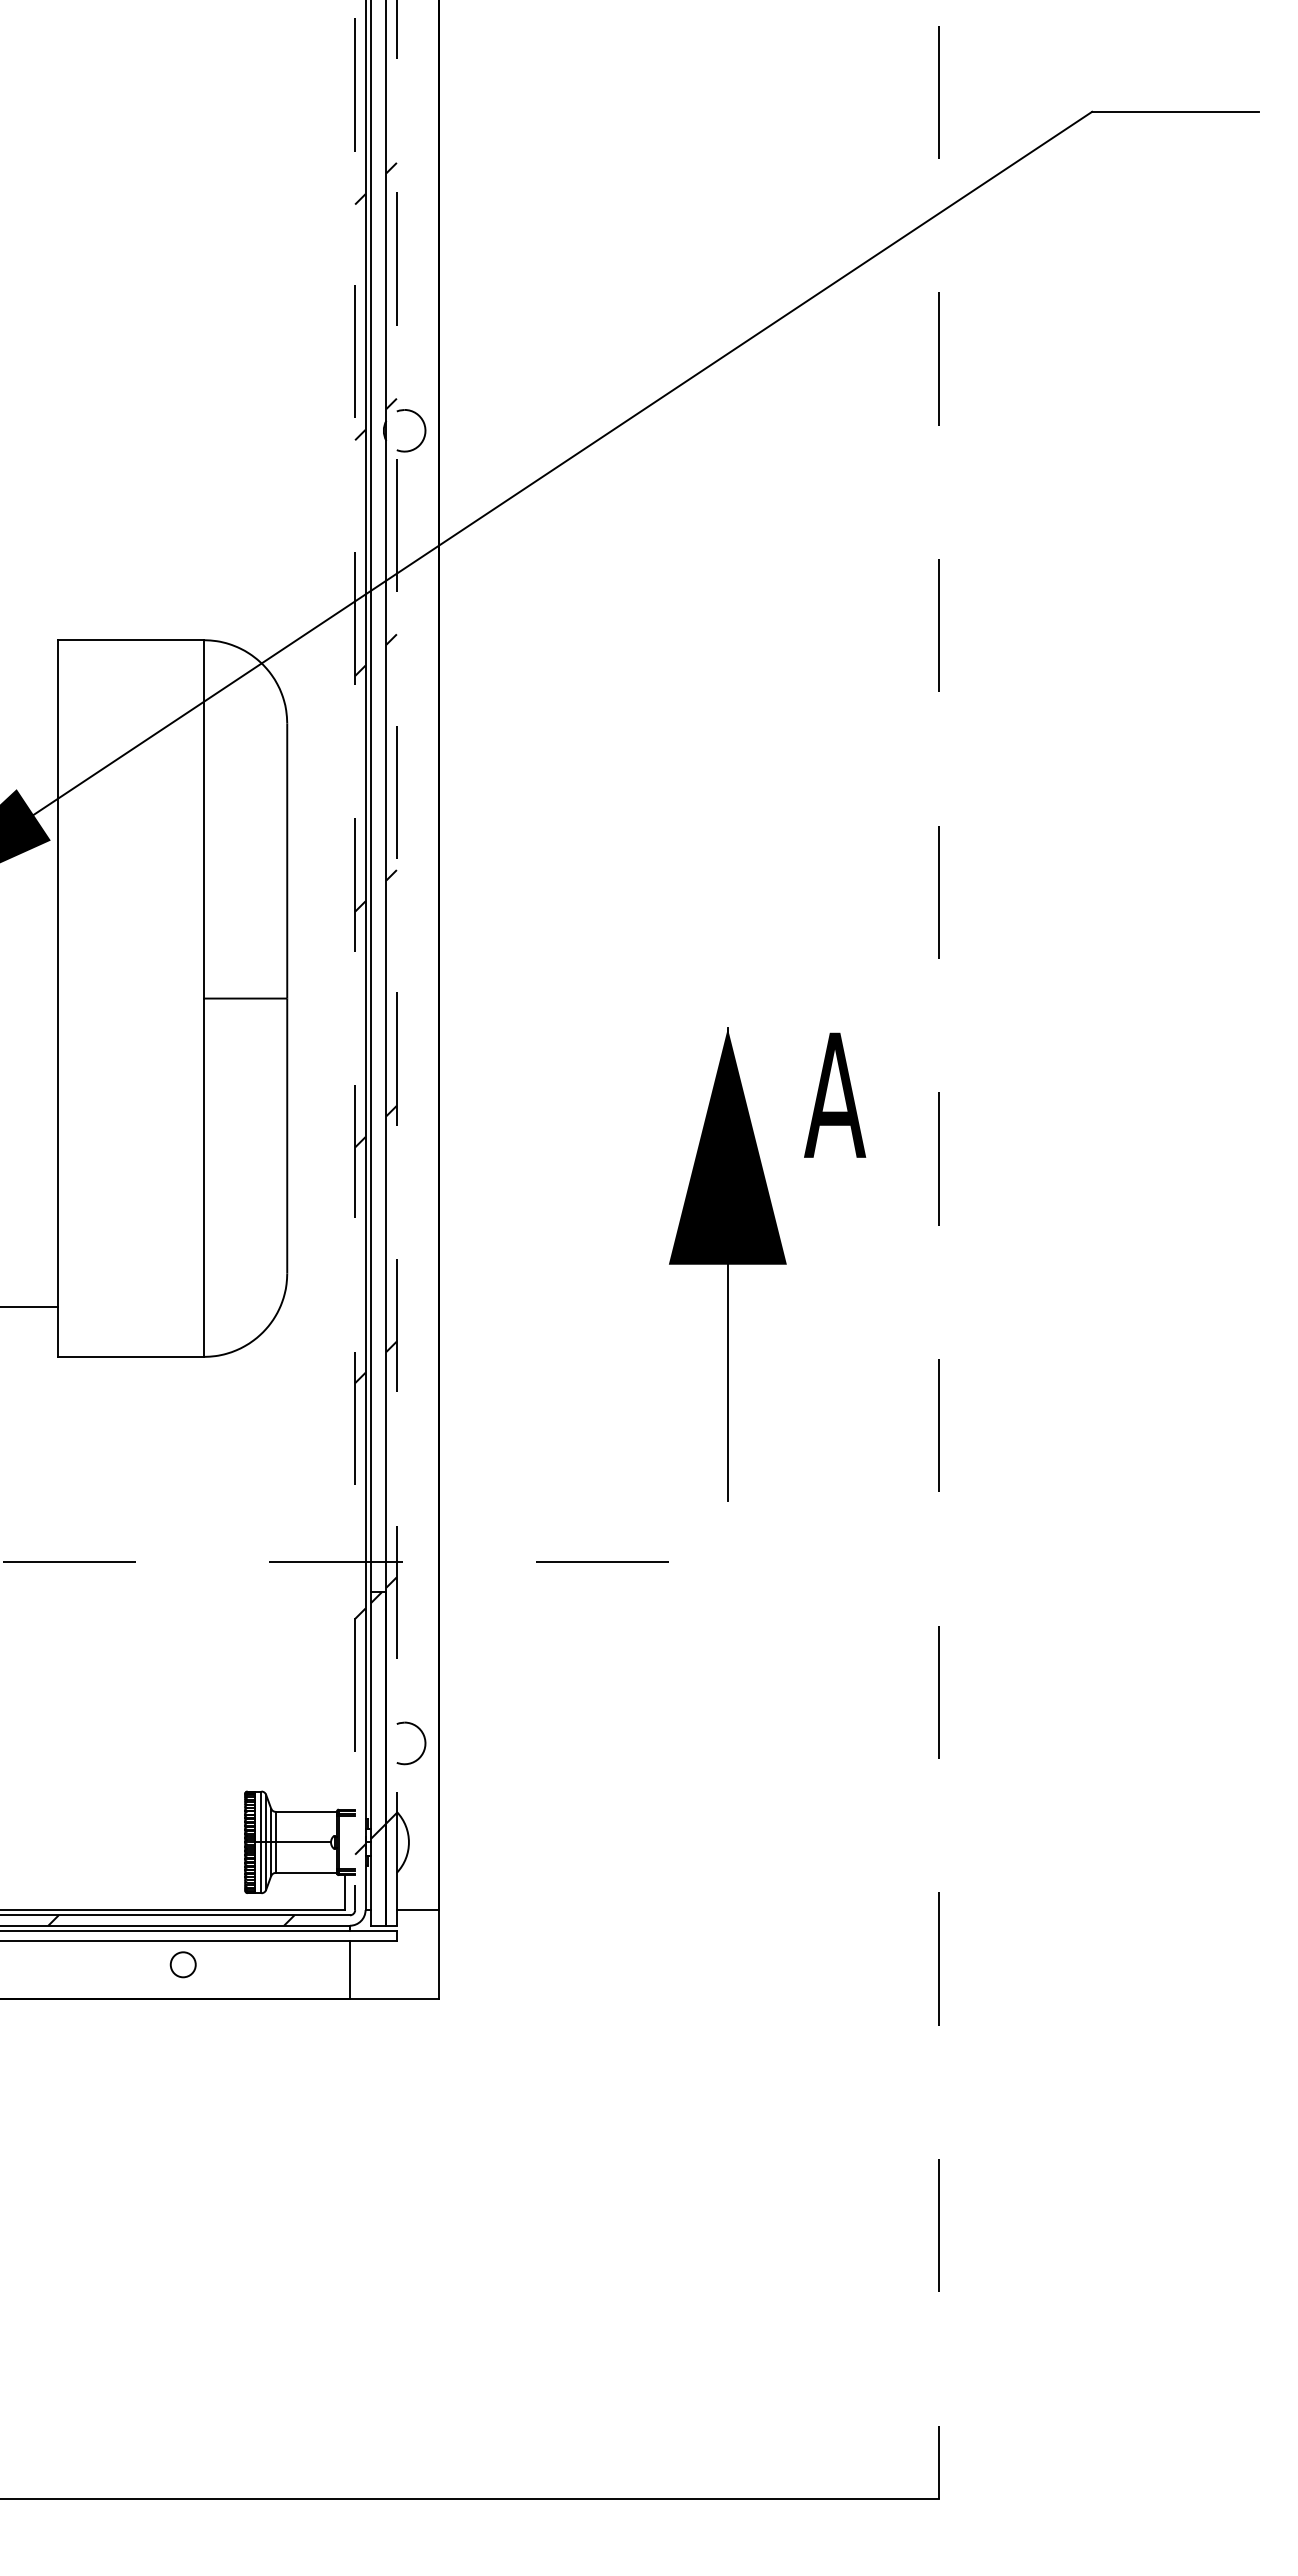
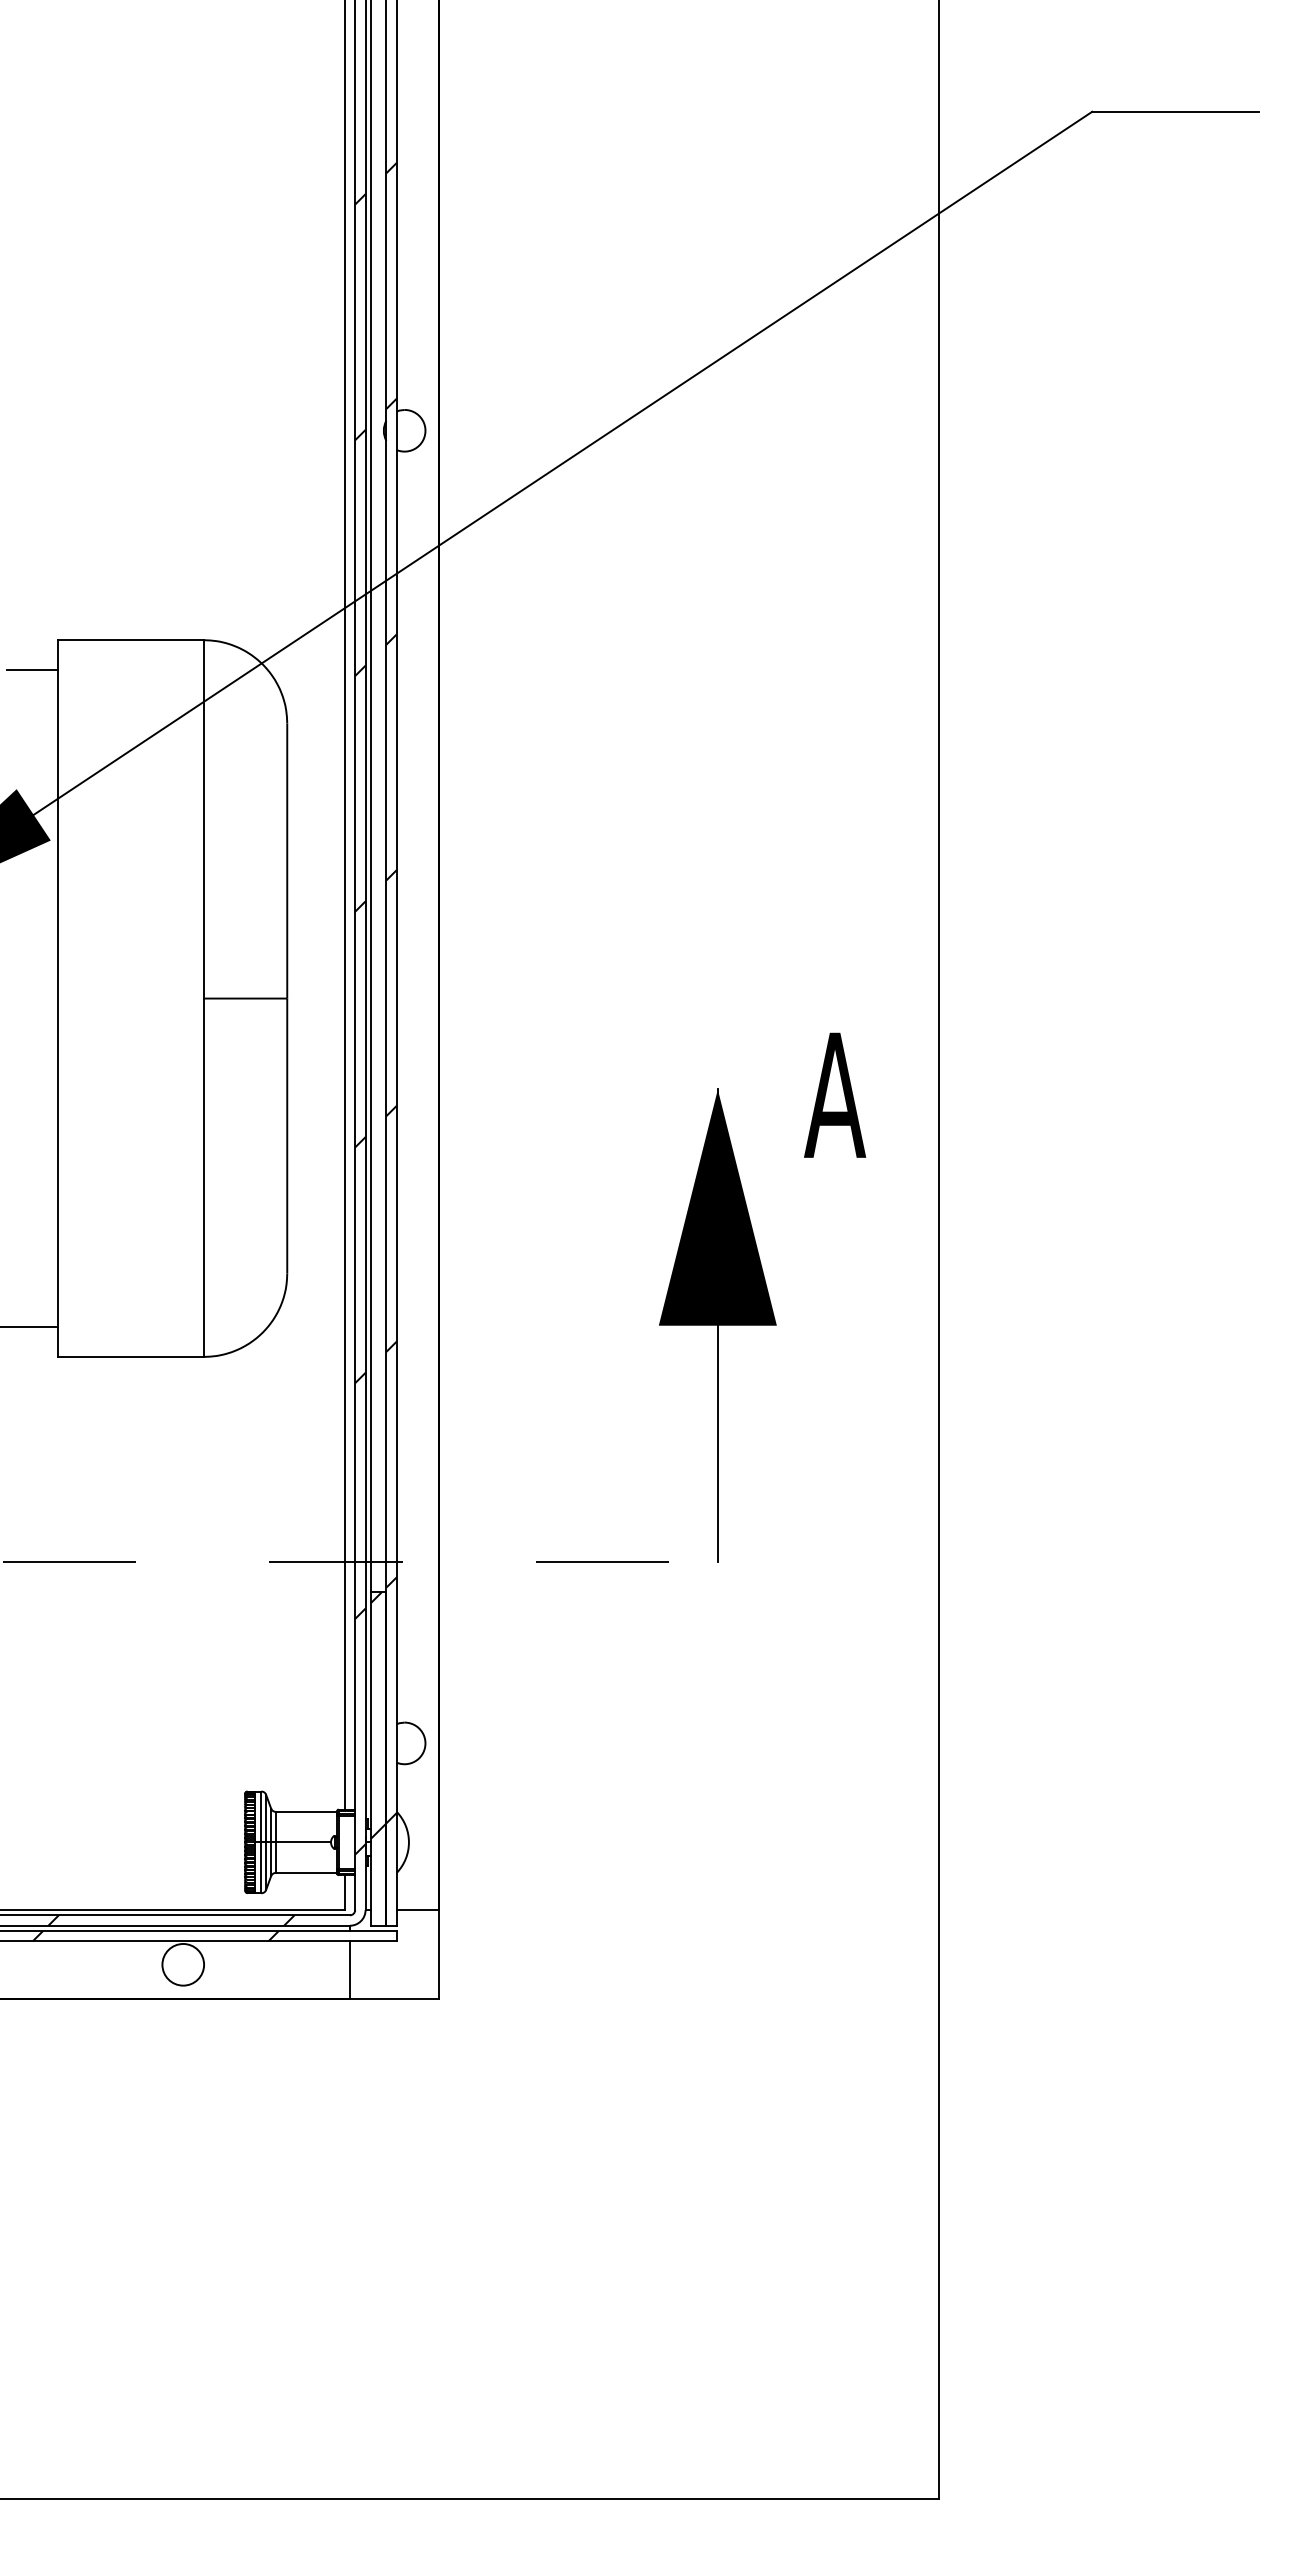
line: none -> present (32, 670)
line: none -> present (344, 905)
line: dashed -> solid (355, 955)
line: dashed -> solid (396, 962)
line: dashed -> solid (938, 1249)
part position: (727, 1264) -> (717, 1325) (717, 1325)
line position: (30, 1306) -> (30, 1326) (30, 1326)
hatch: none -> present (155, 1935)
circle diameter: 25 px -> 42 px (183, 1964)
